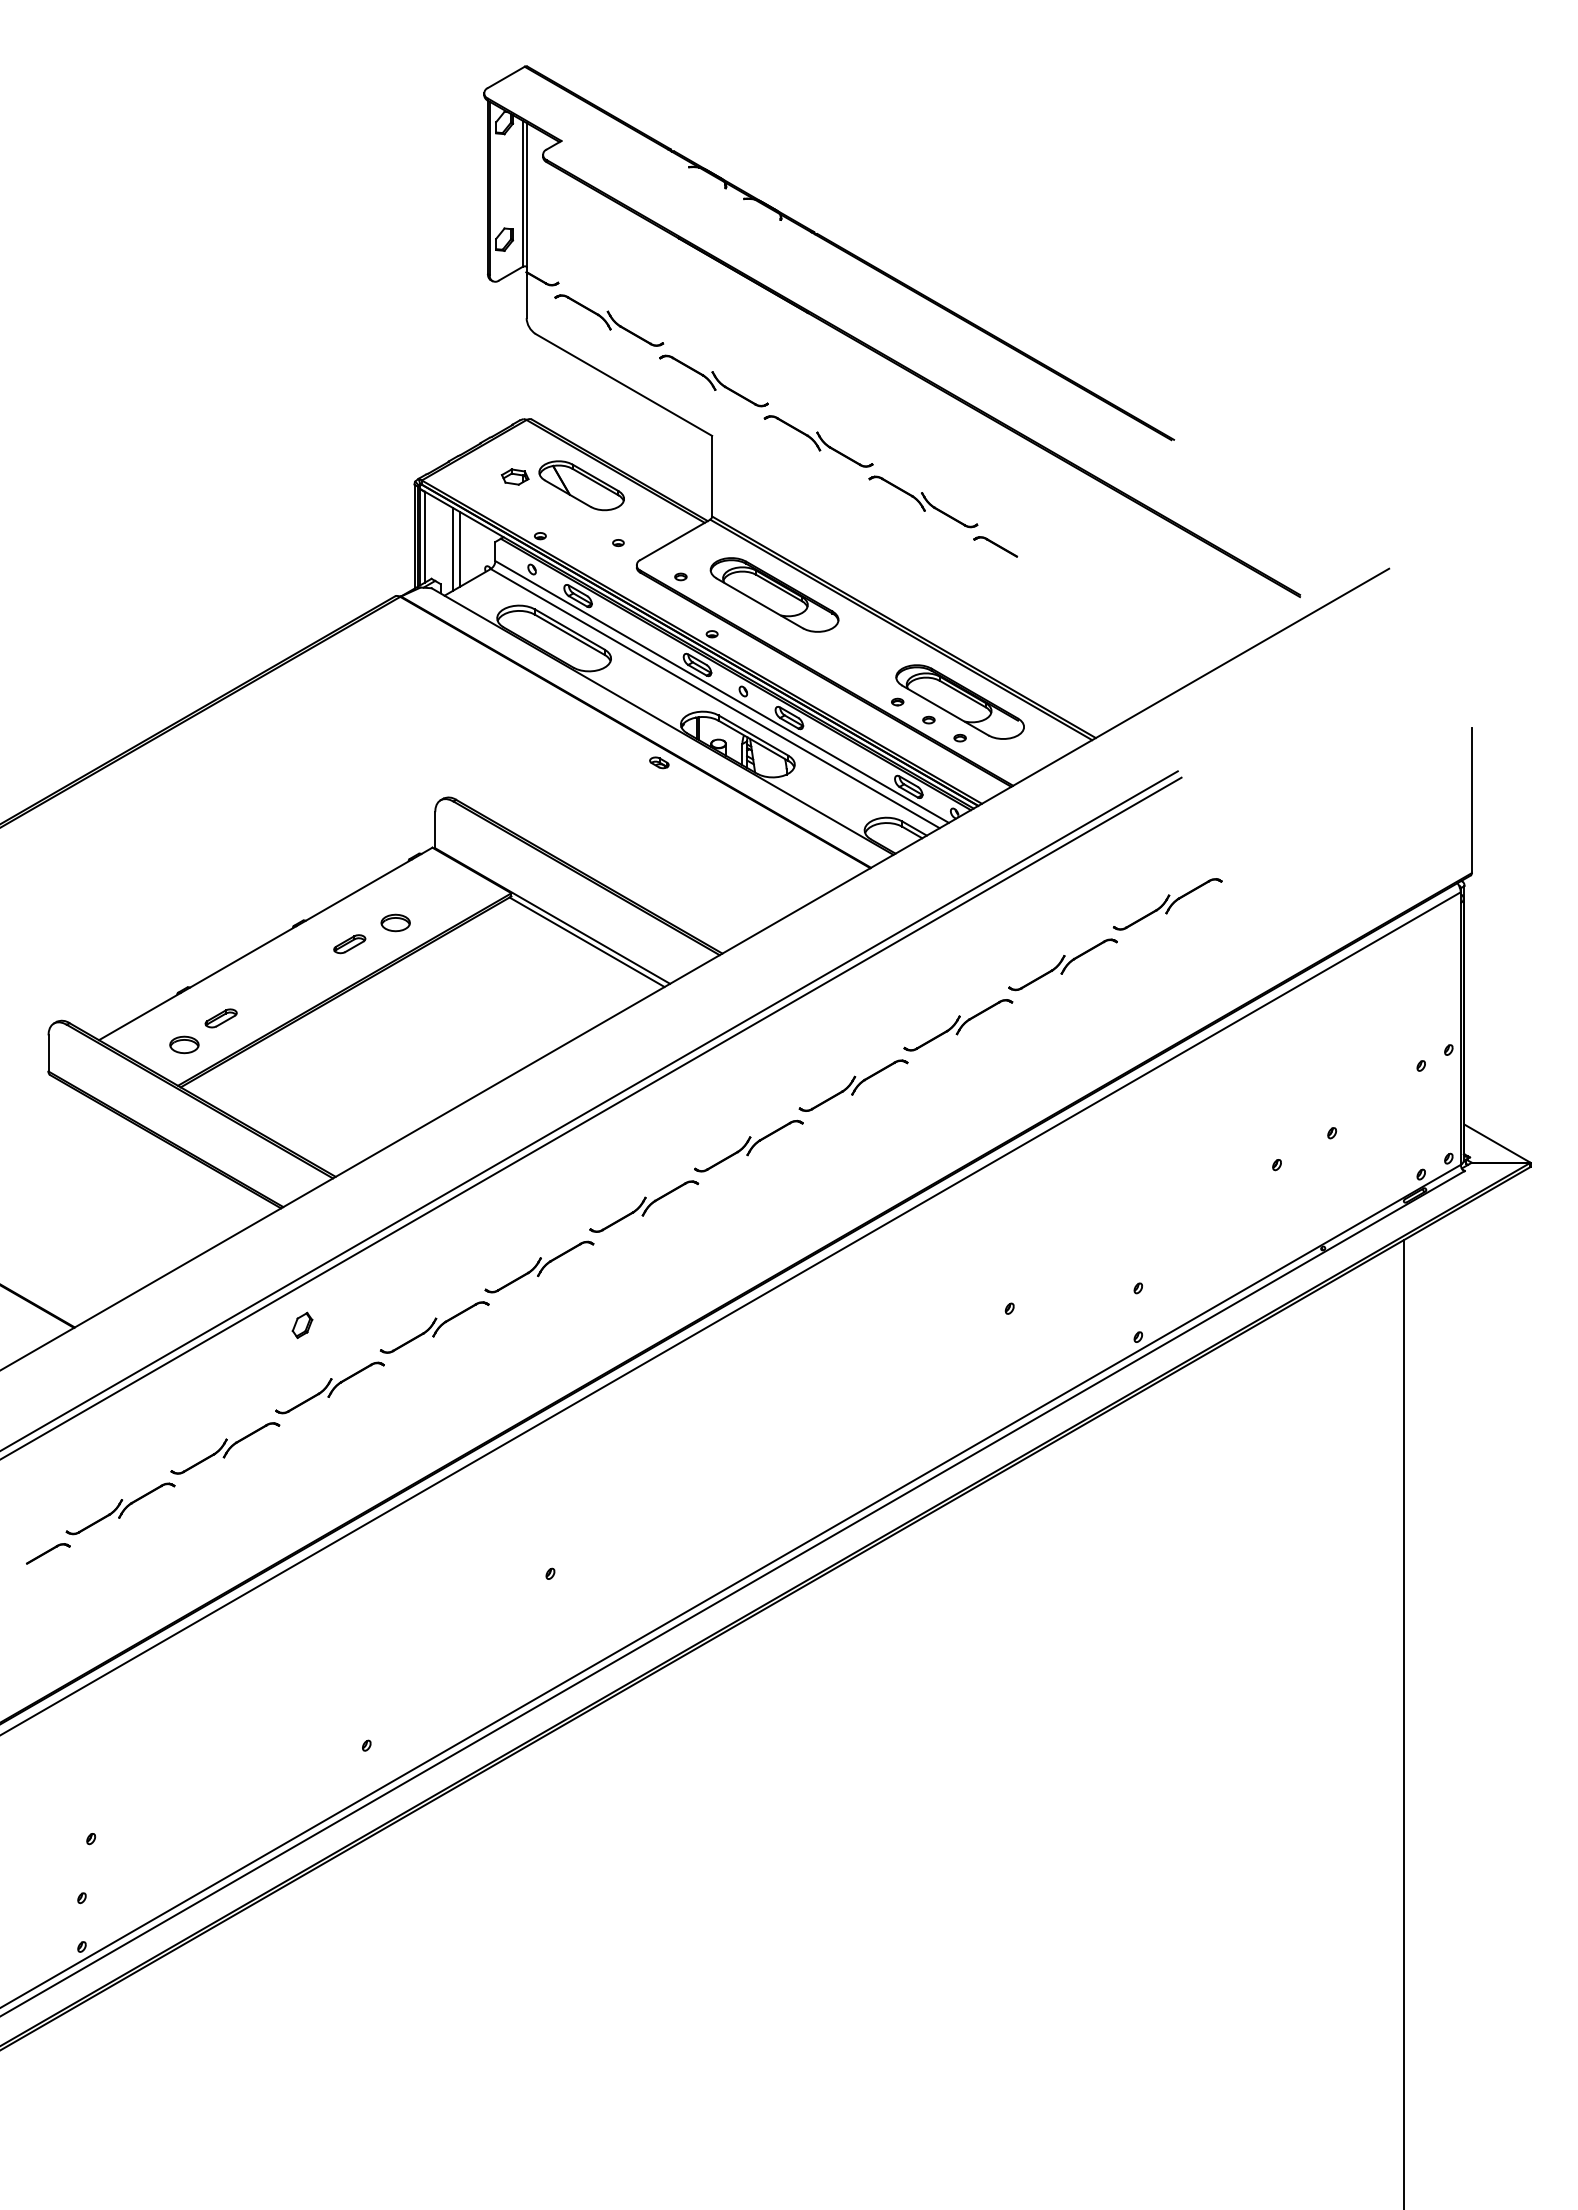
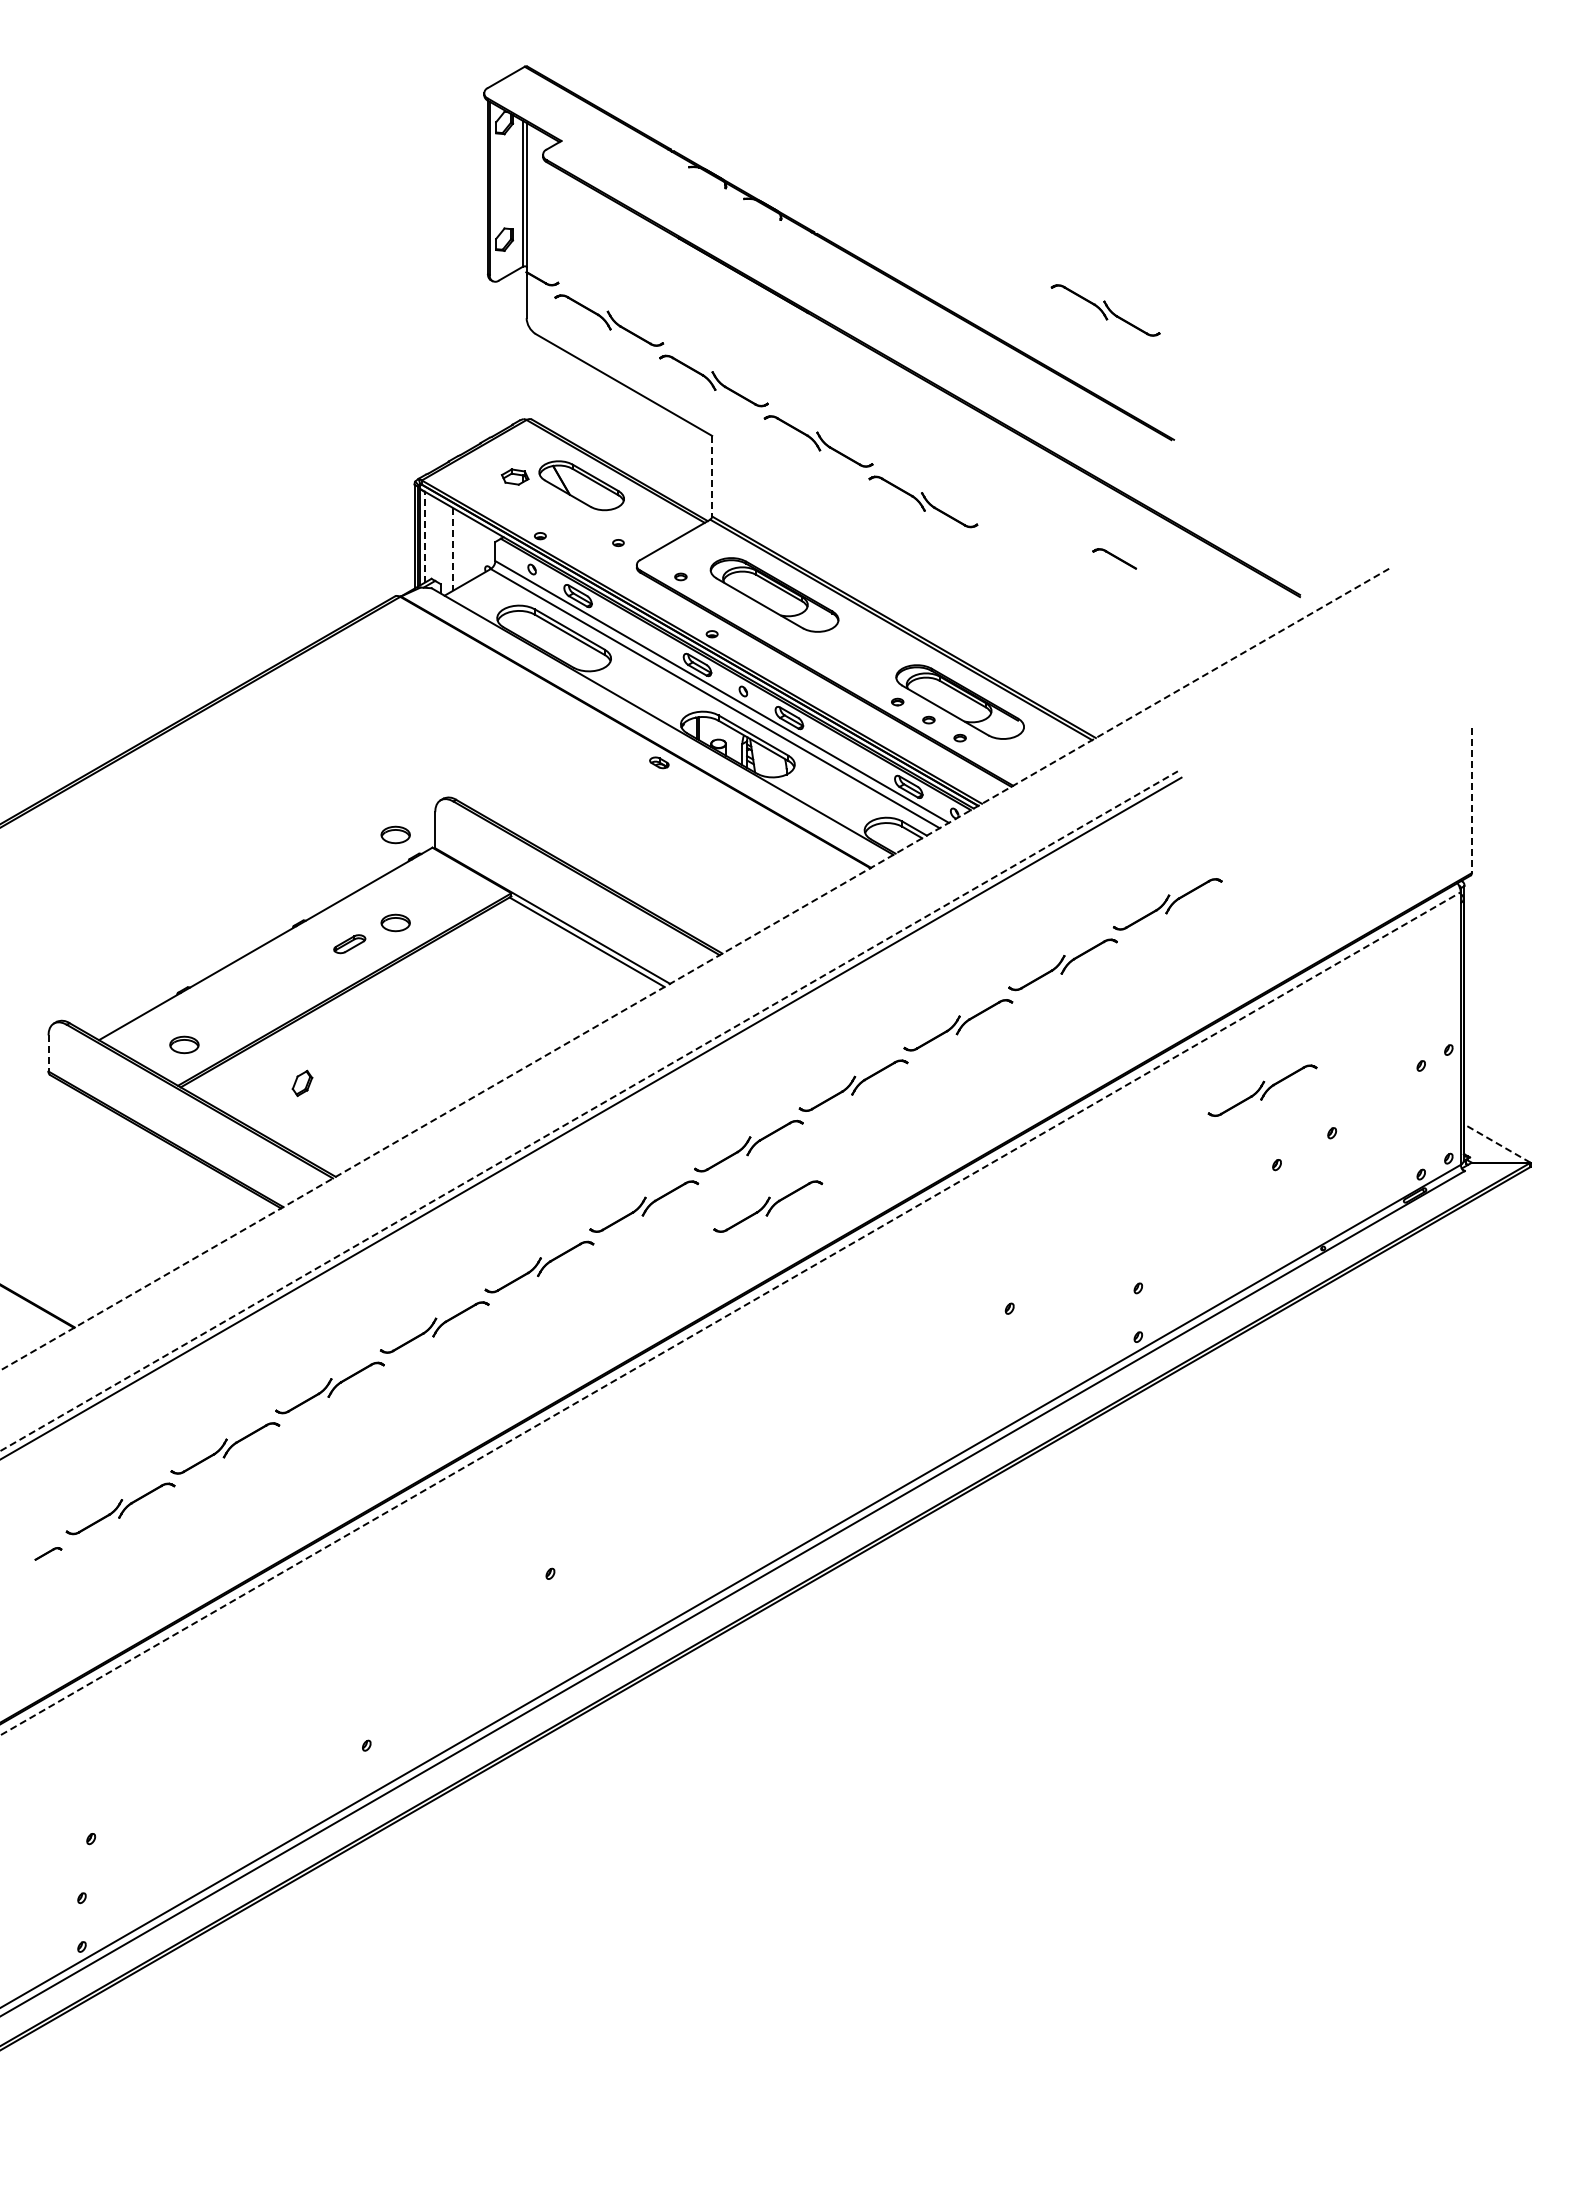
part: none -> present (1105, 310)
line: solid -> dashed (712, 476)
line: solid -> dashed (424, 537)
part position: (995, 546) -> (1114, 558) (1114, 558)
line: solid -> dashed (453, 549)
line: present -> none (460, 549)
line: solid -> dashed (1471, 801)
part: none -> present (395, 834)
line: solid -> dashed (694, 969)
part: present -> none (220, 1018)
line: solid -> dashed (48, 1053)
part: none -> present (1262, 1090)
line: solid -> dashed (589, 1111)
line: solid -> dashed (1497, 1143)
part: none -> present (768, 1206)
line: solid -> dashed (730, 1313)
part position: (302, 1324) -> (302, 1082) (302, 1082)
part size: 45x22 px -> 29x14 px (48, 1553)
line: present -> none (1403, 1723)
